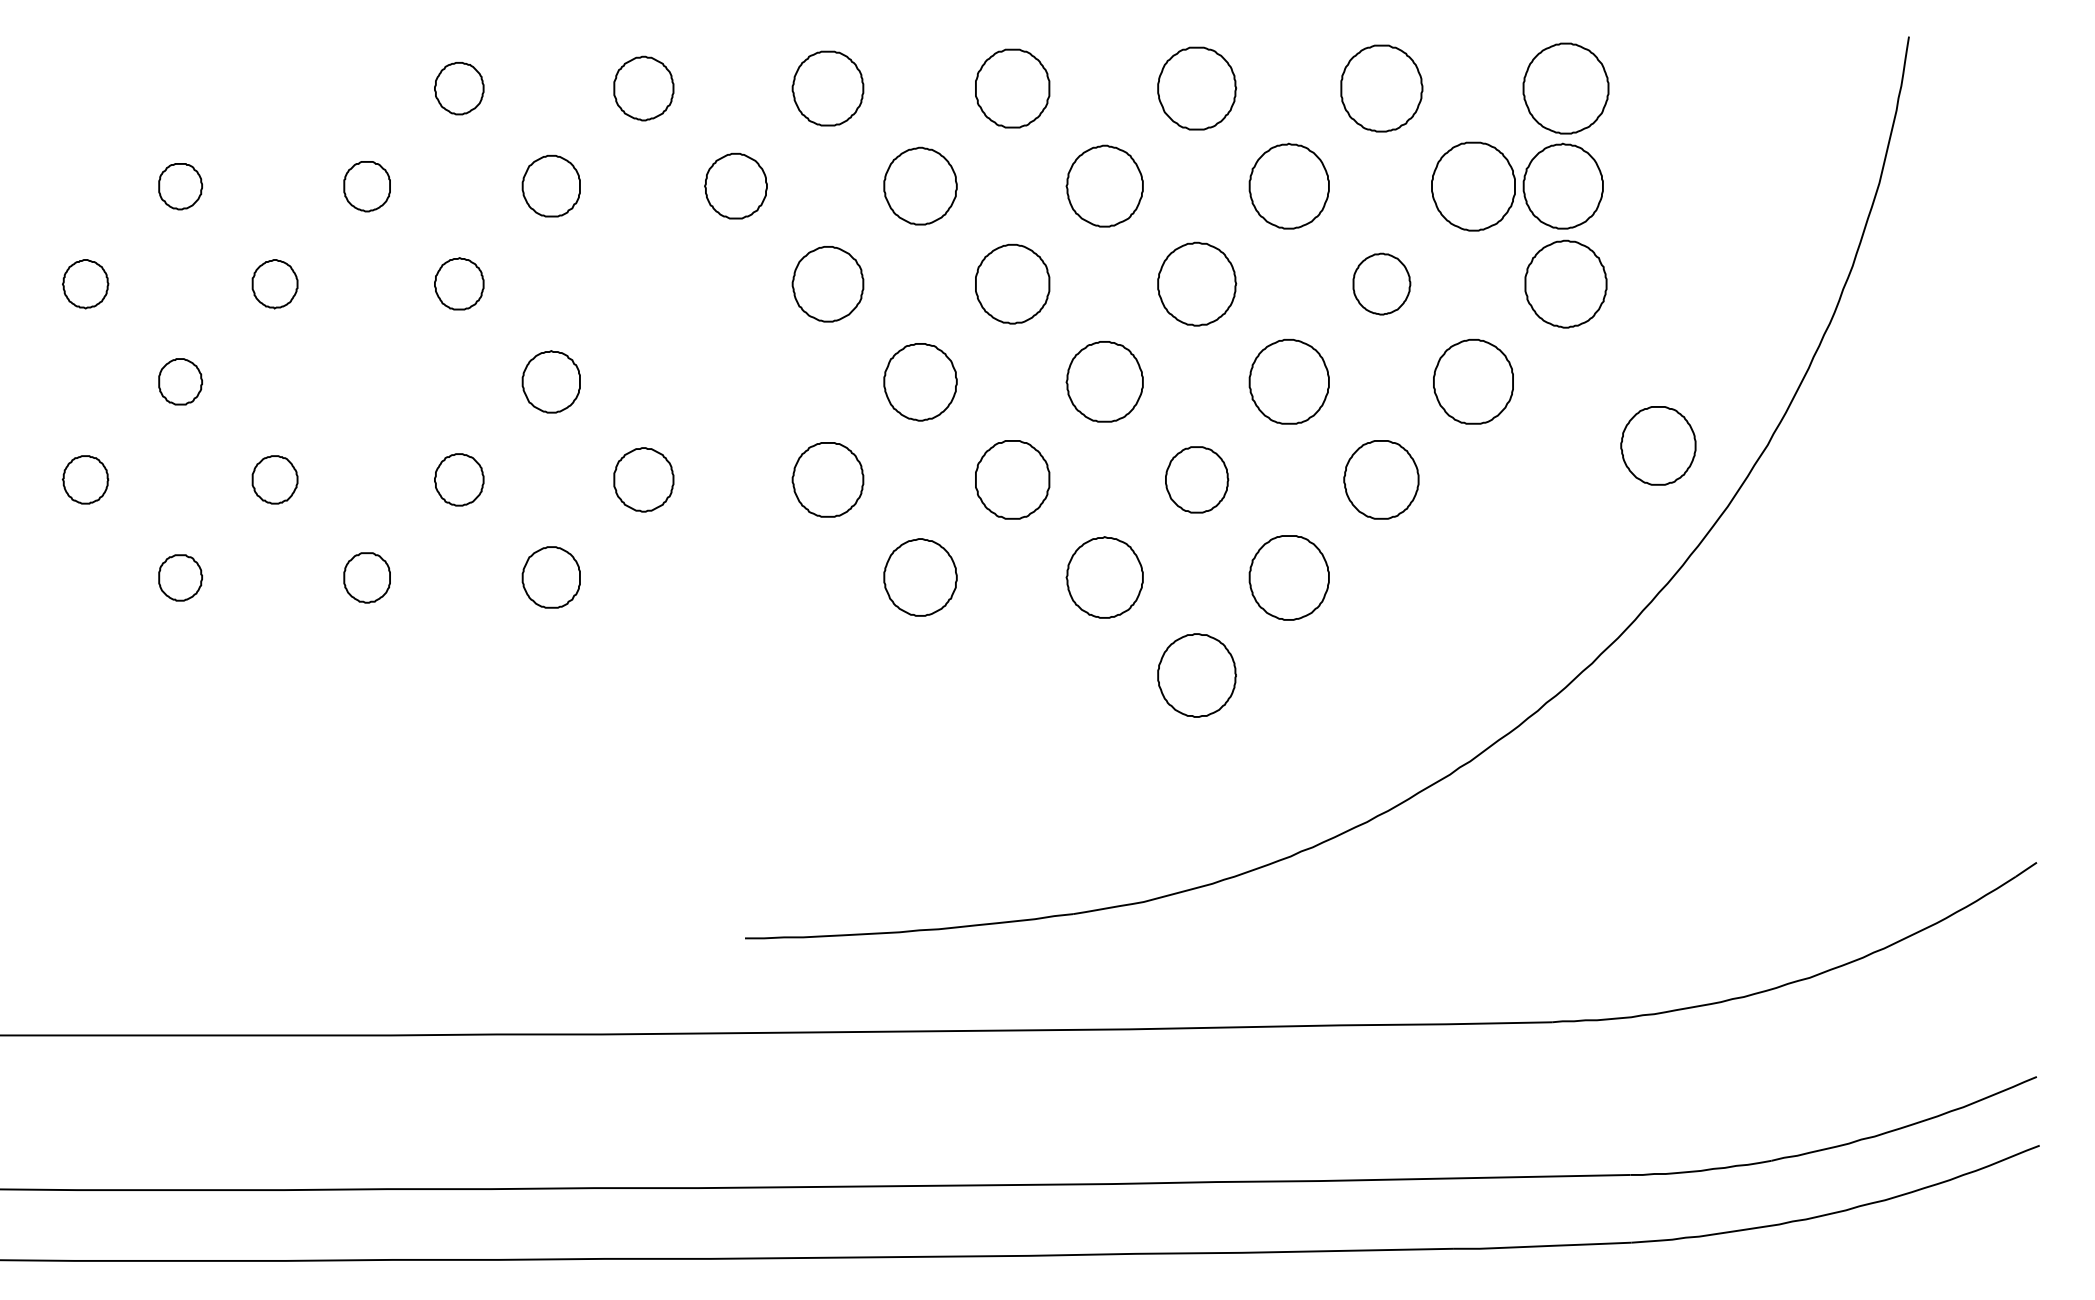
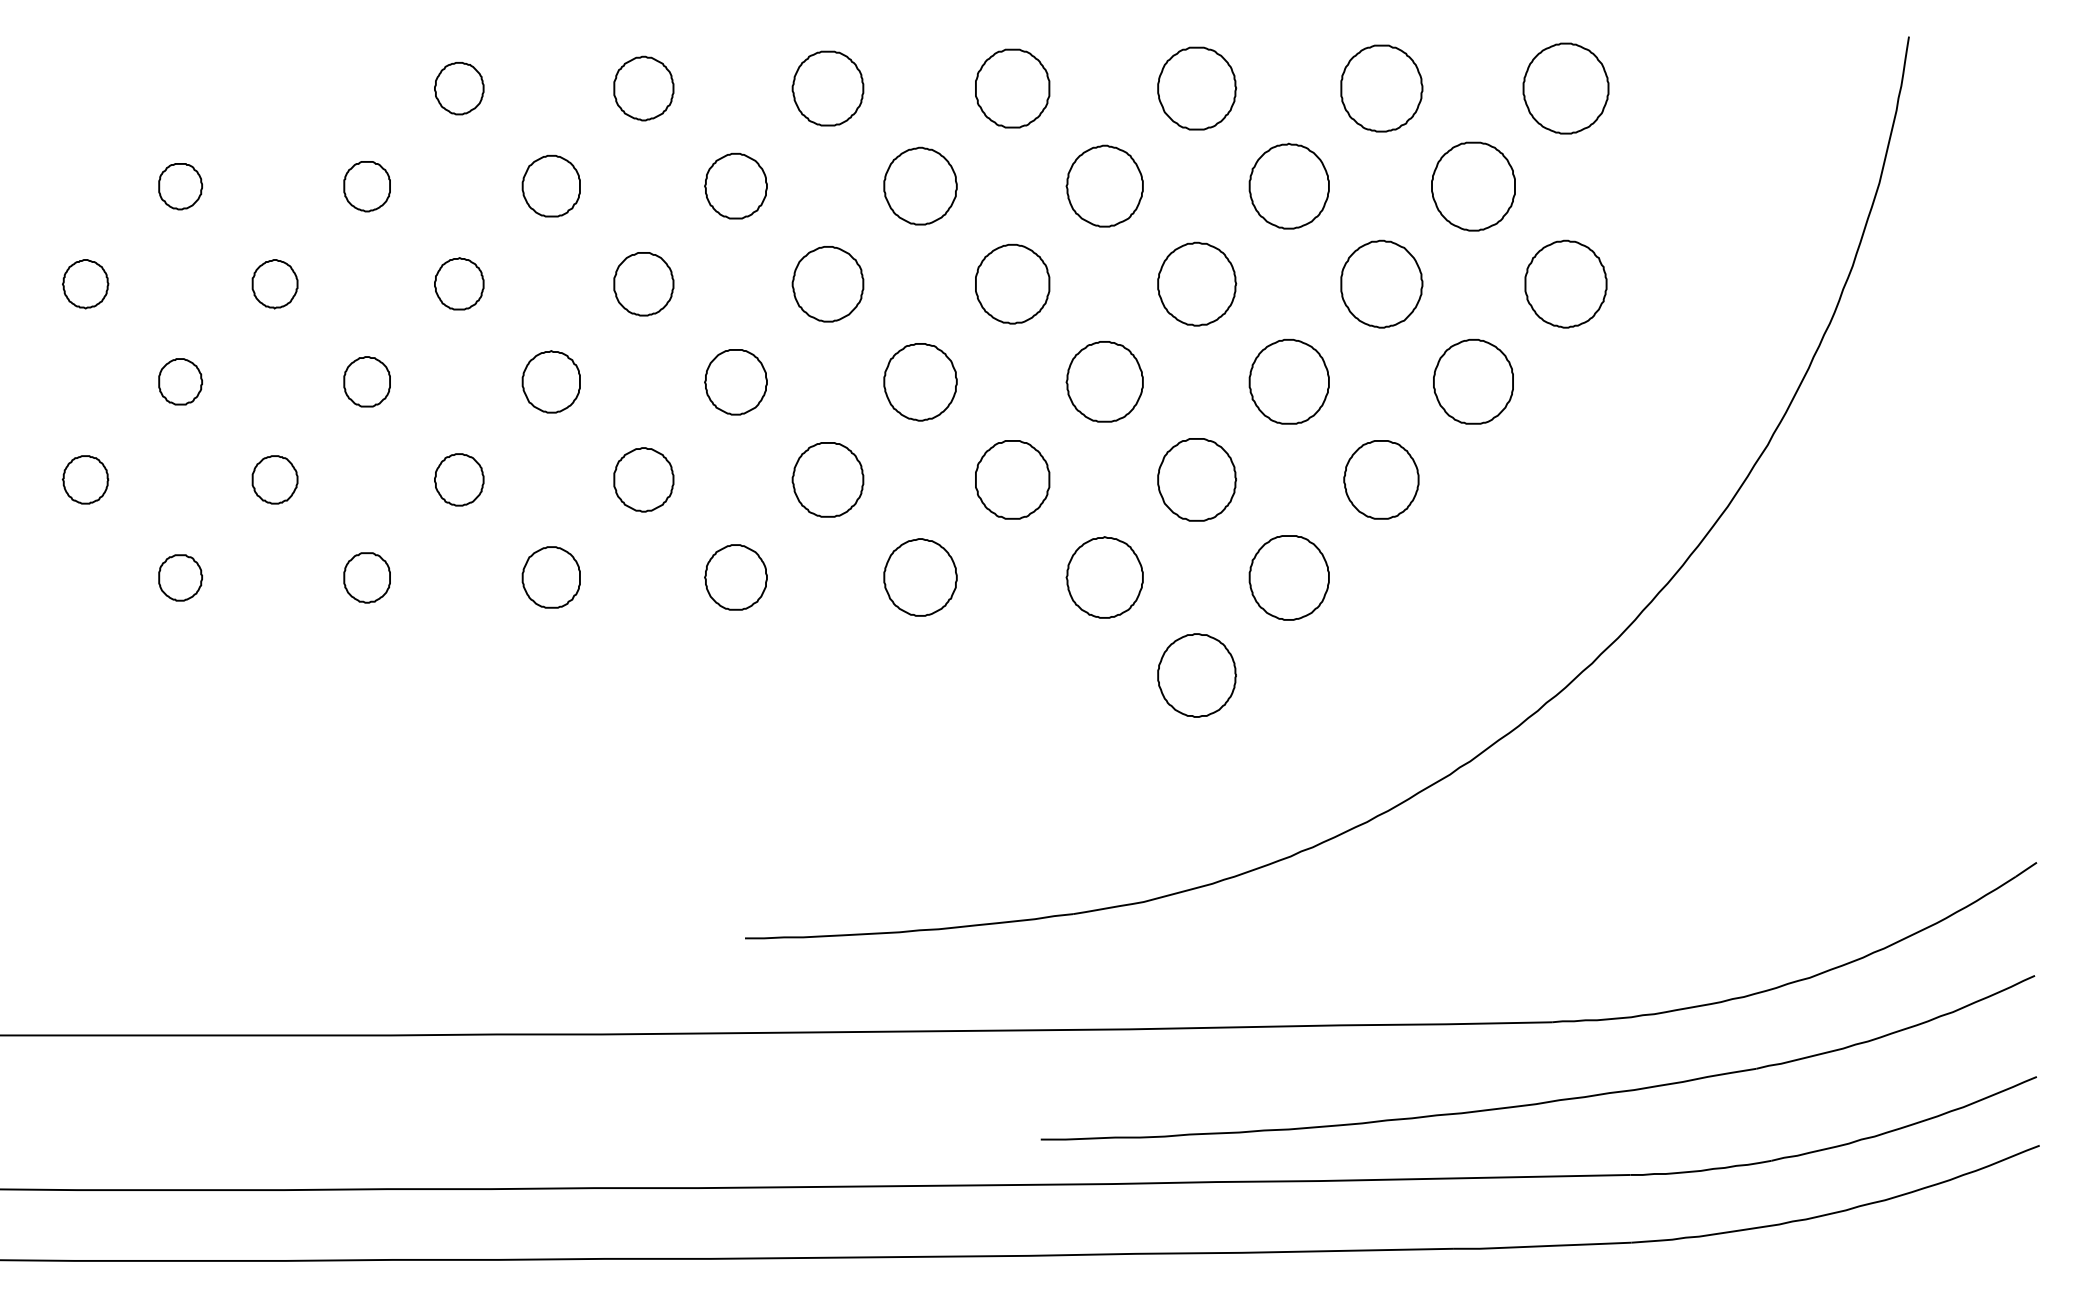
part: present -> none (1562, 185)
part size: 60x64 px -> 84x90 px (1381, 283)
part: none -> present (643, 284)
part: none -> present (366, 381)
part: none -> present (735, 382)
part: present -> none (1658, 445)
part size: 65x68 px -> 80x84 px (1196, 479)
part: none -> present (735, 577)
part: none -> present (1544, 1101)
